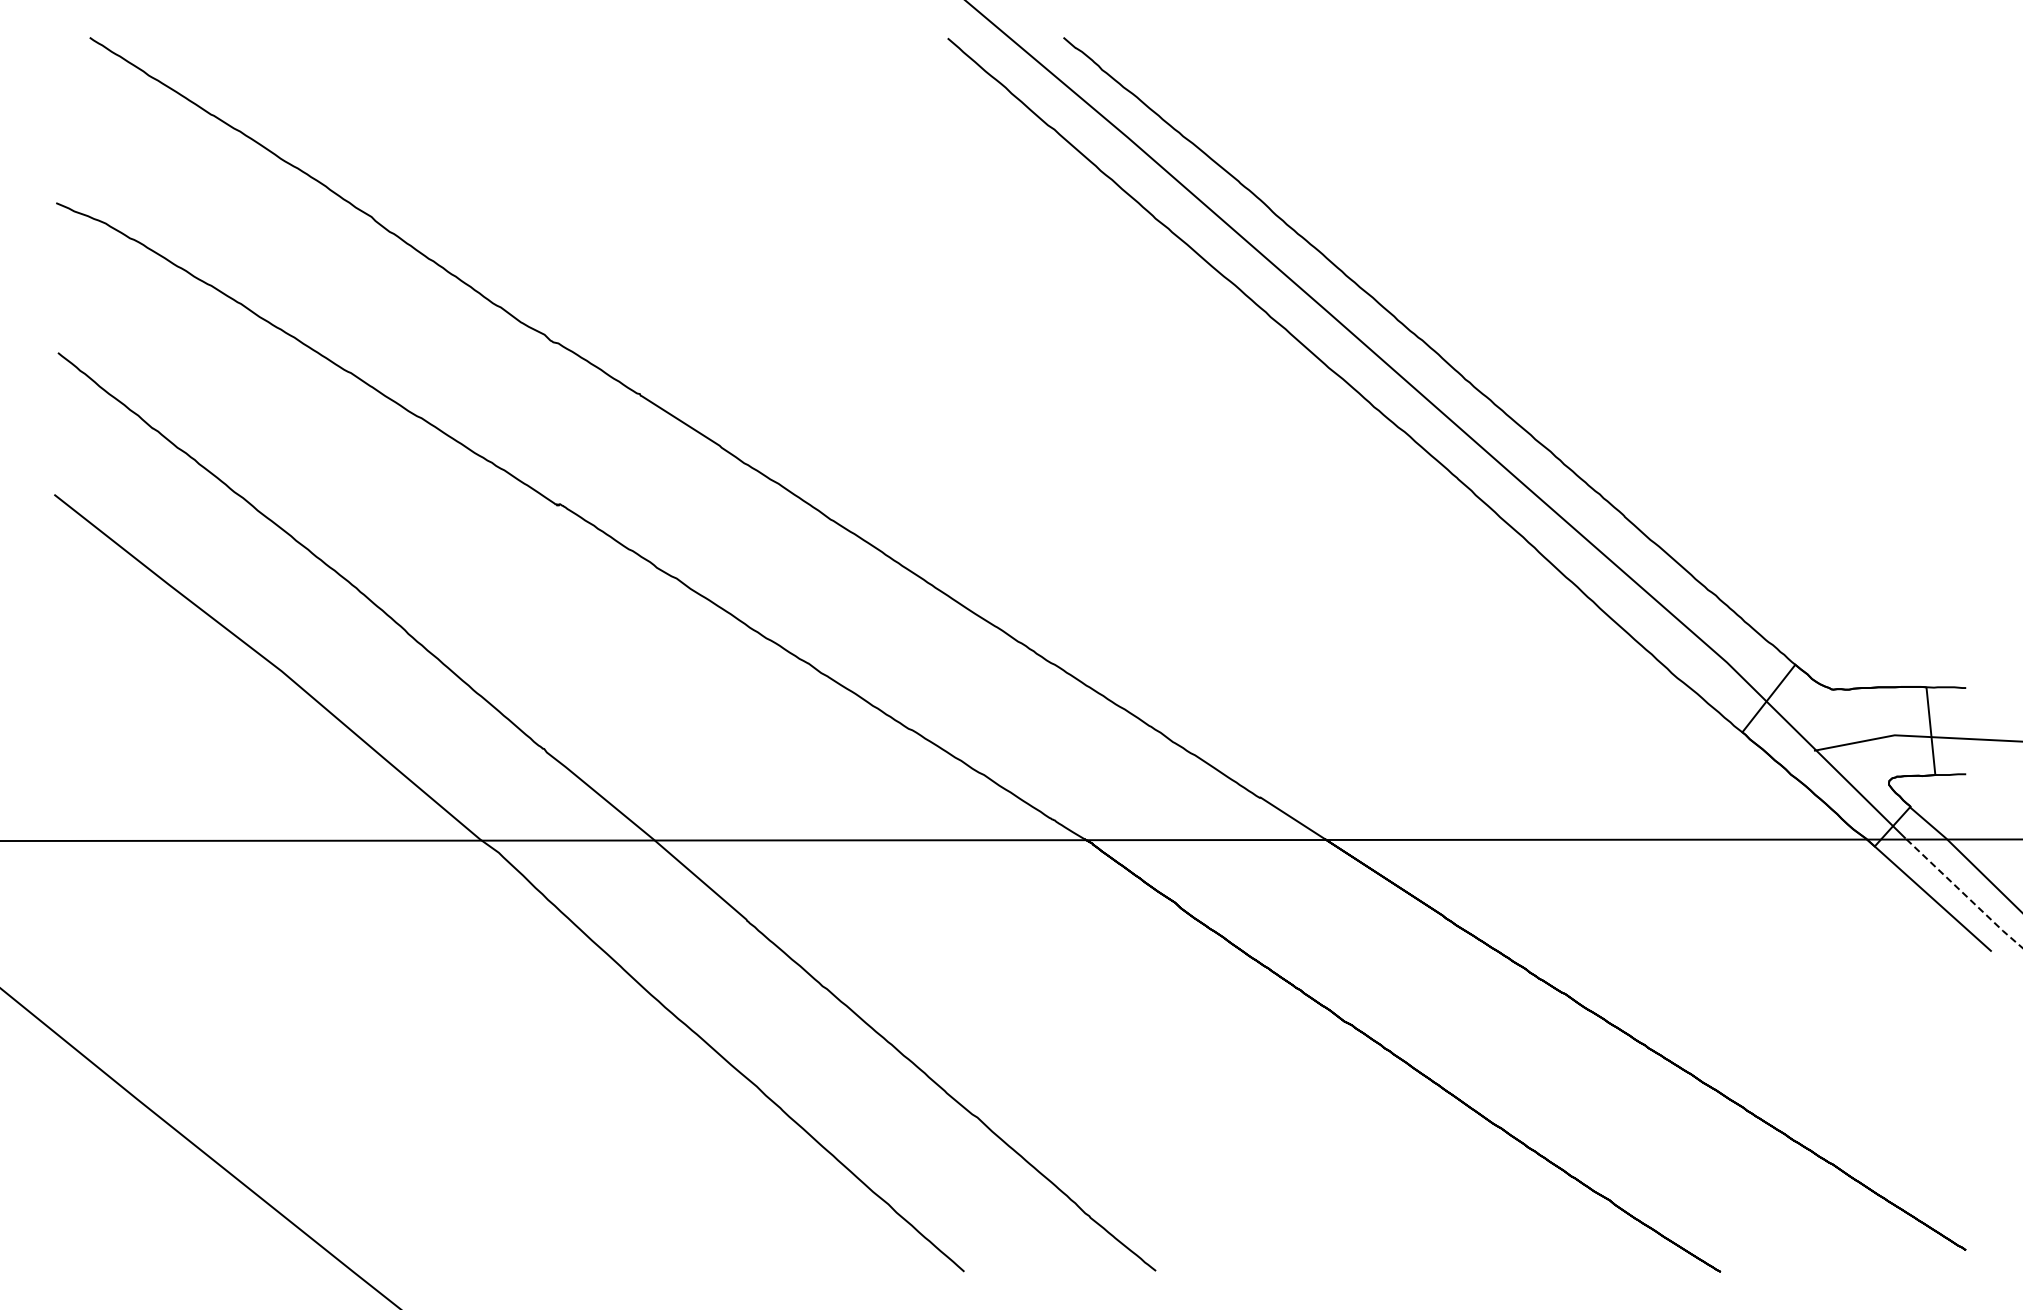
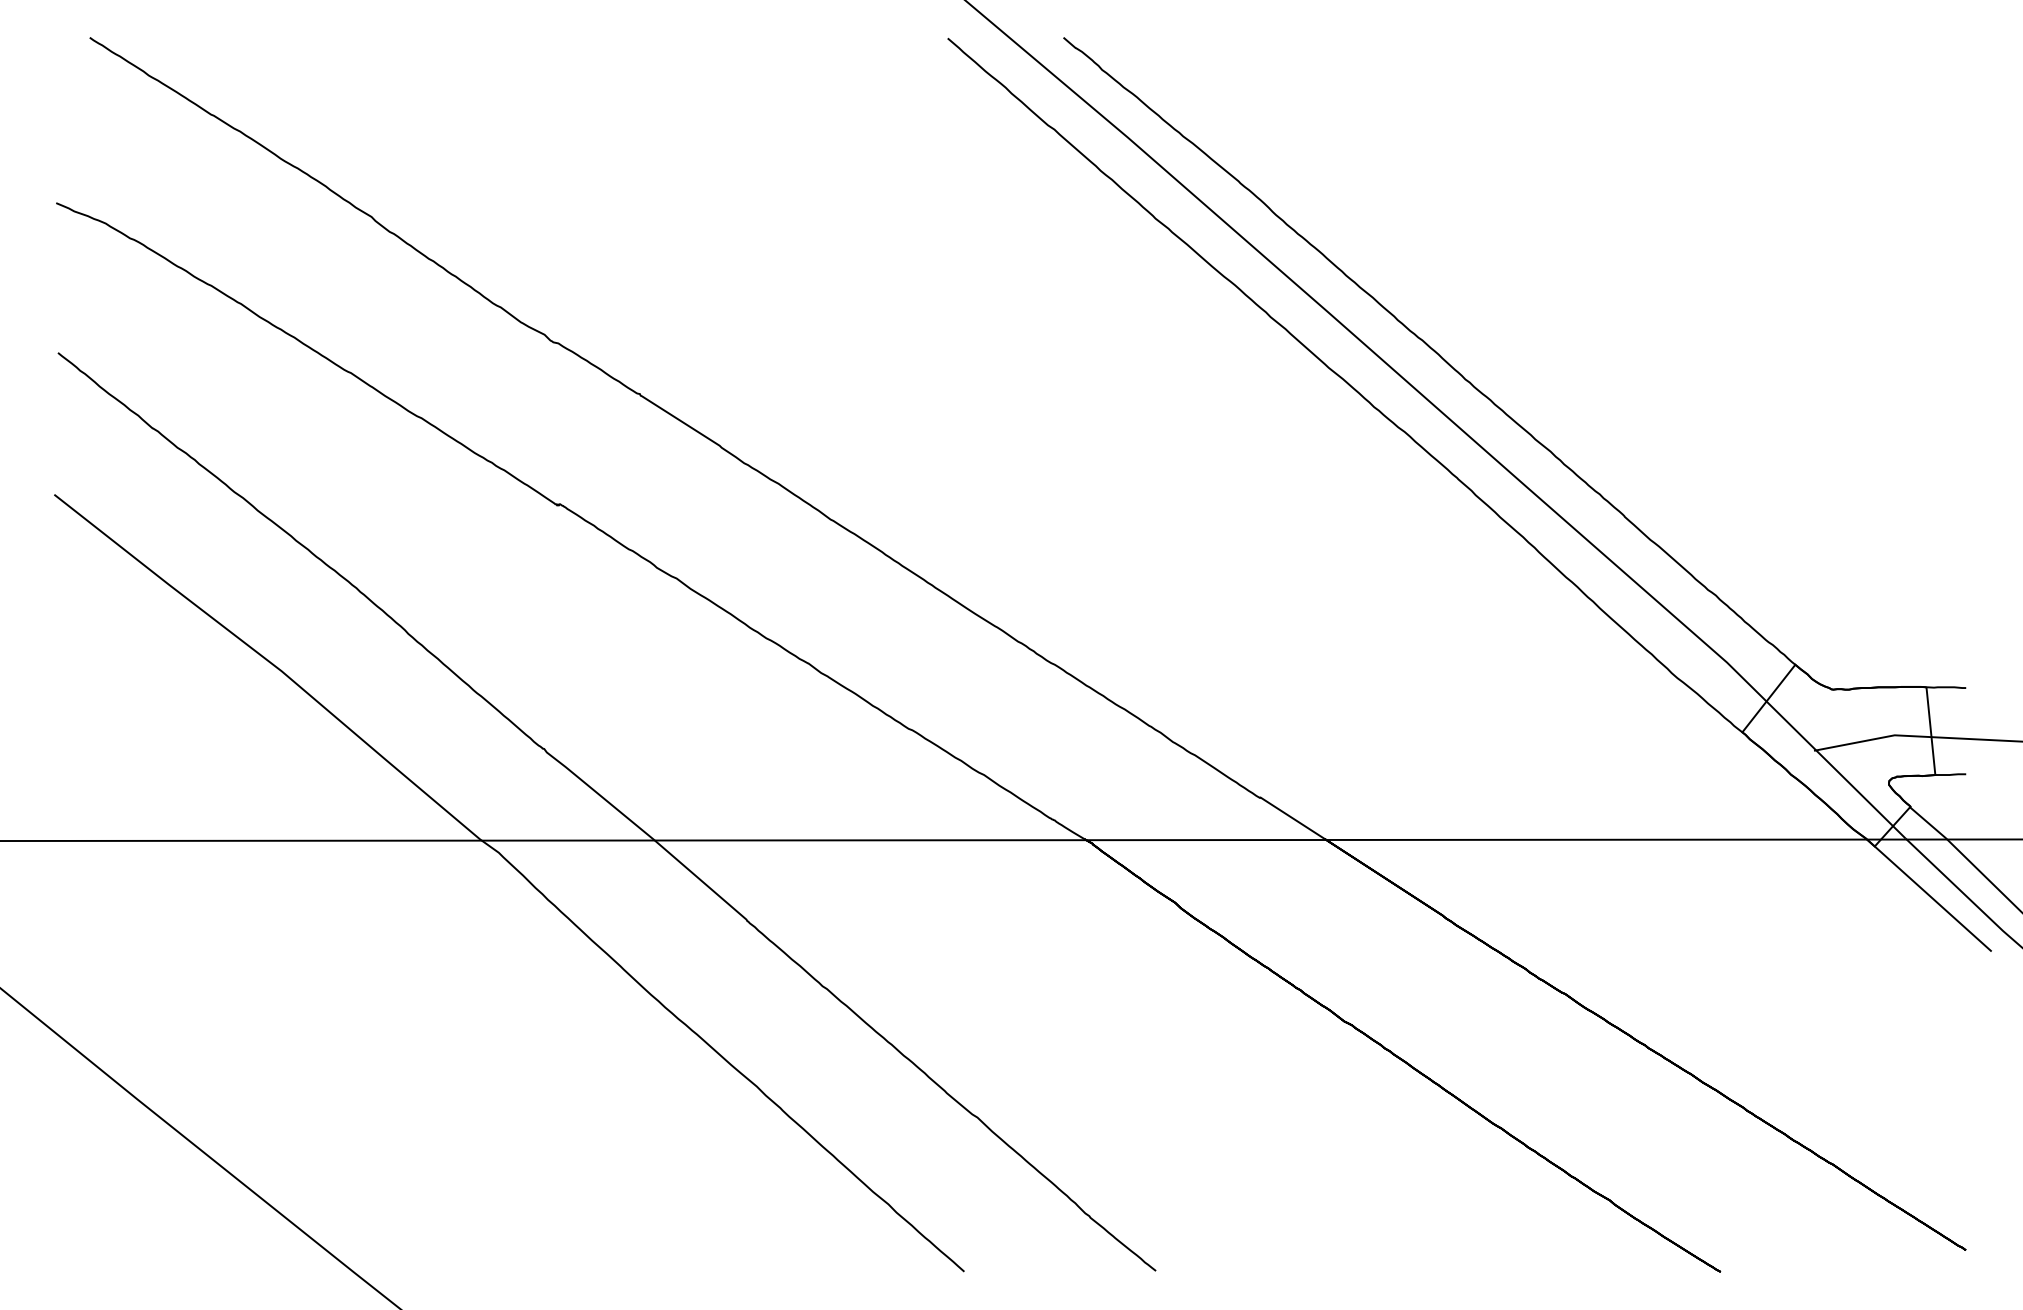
line: dashed -> solid (1964, 894)
